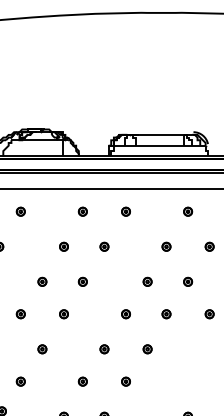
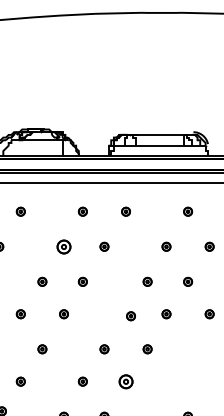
line position: (111, 188) -> (111, 182) (111, 182)
part size: 10x11 px -> 16x16 px (63, 246)
part position: (125, 314) -> (130, 316) (130, 316)
part size: 10x11 px -> 16x16 px (125, 381)
